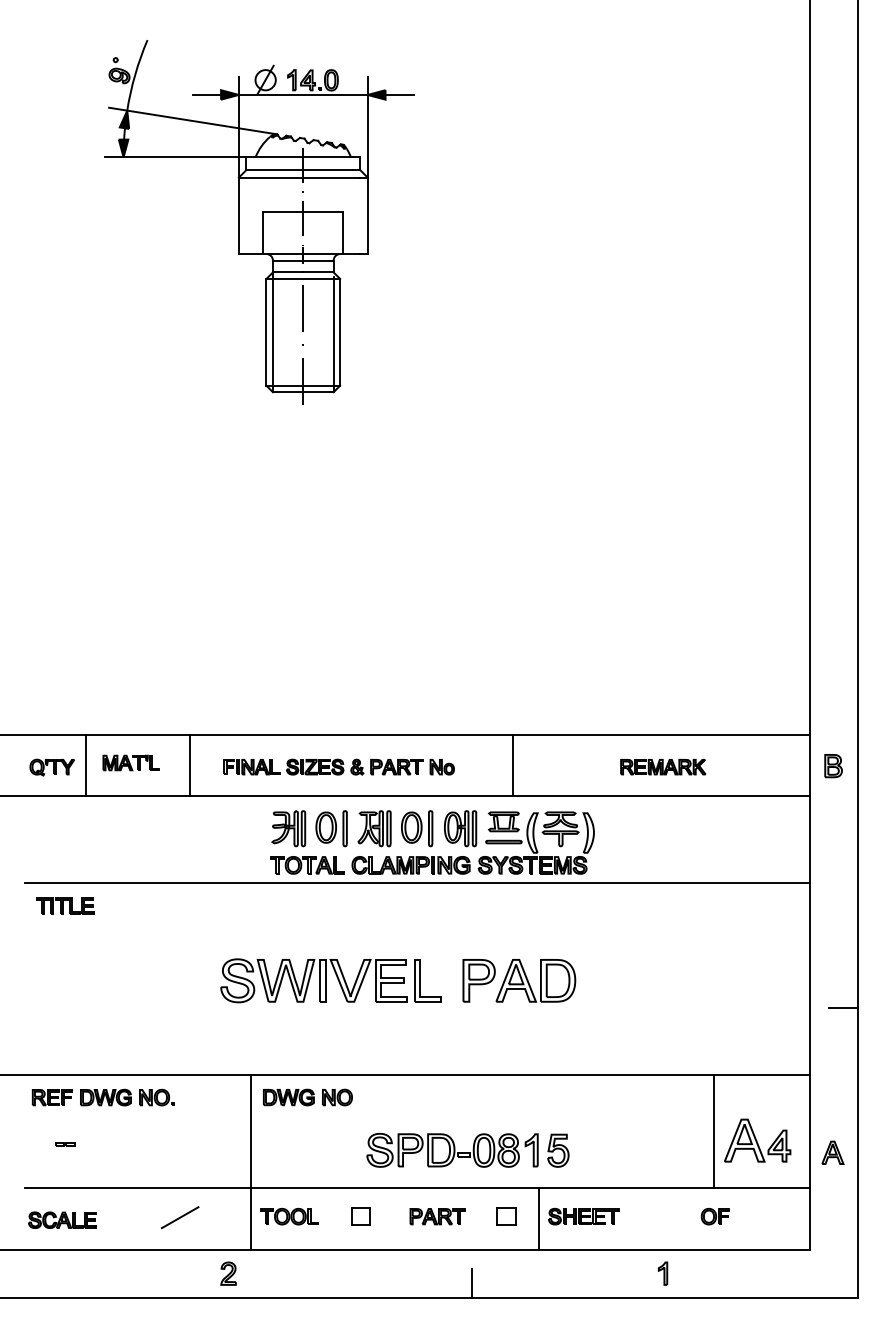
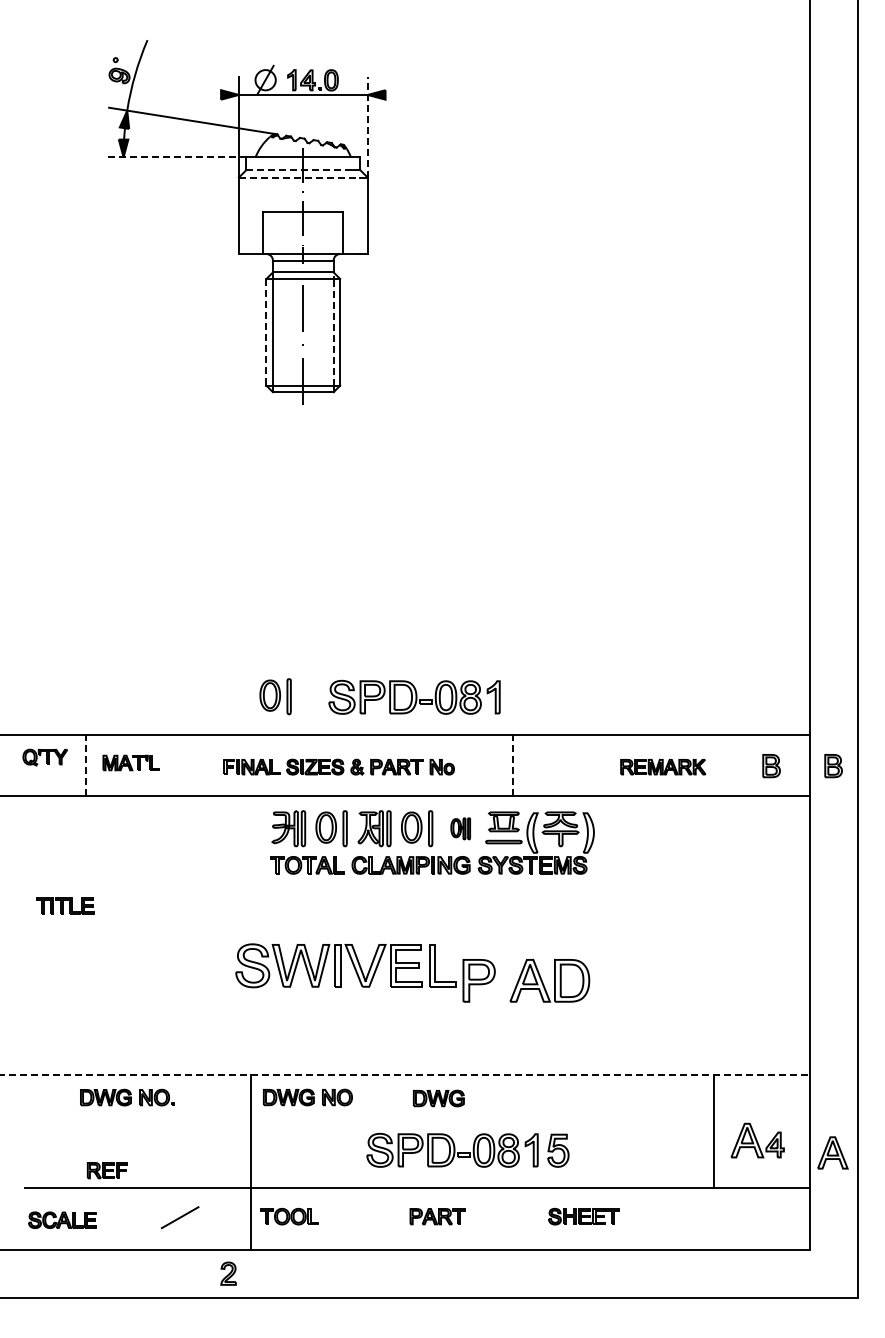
line: present -> none (206, 94)
line: present -> none (399, 94)
line: solid -> dashed (367, 127)
line: solid -> dashed (176, 157)
line: solid -> dashed (299, 170)
line: solid -> dashed (299, 177)
line: solid -> dashed (333, 331)
line: solid -> dashed (266, 332)
part: none -> present (275, 696)
part: none -> present (414, 696)
line: present -> none (190, 764)
line: solid -> dashed (85, 765)
line: solid -> dashed (513, 765)
part: none -> present (771, 766)
part position: (51, 767) -> (44, 757) (44, 757)
part size: 34x38 px -> 21x24 px (460, 828)
line: present -> none (416, 883)
part position: (330, 980) -> (345, 965) (345, 965)
part position: (535, 980) -> (549, 980) (549, 980)
line: present -> none (843, 1007)
line: solid -> dashed (405, 1075)
part position: (51, 1097) -> (106, 1170) (106, 1170)
part: none -> present (438, 1098)
part size: 68x45 px -> 55x37 px (757, 1140)
line: present -> none (65, 1144)
part size: 24x25 px -> 32x34 px (832, 1152)
part: present -> none (360, 1216)
part: present -> none (506, 1216)
part: present -> none (714, 1216)
line: present -> none (539, 1218)
part: present -> none (663, 1273)
line: present -> none (471, 1282)
